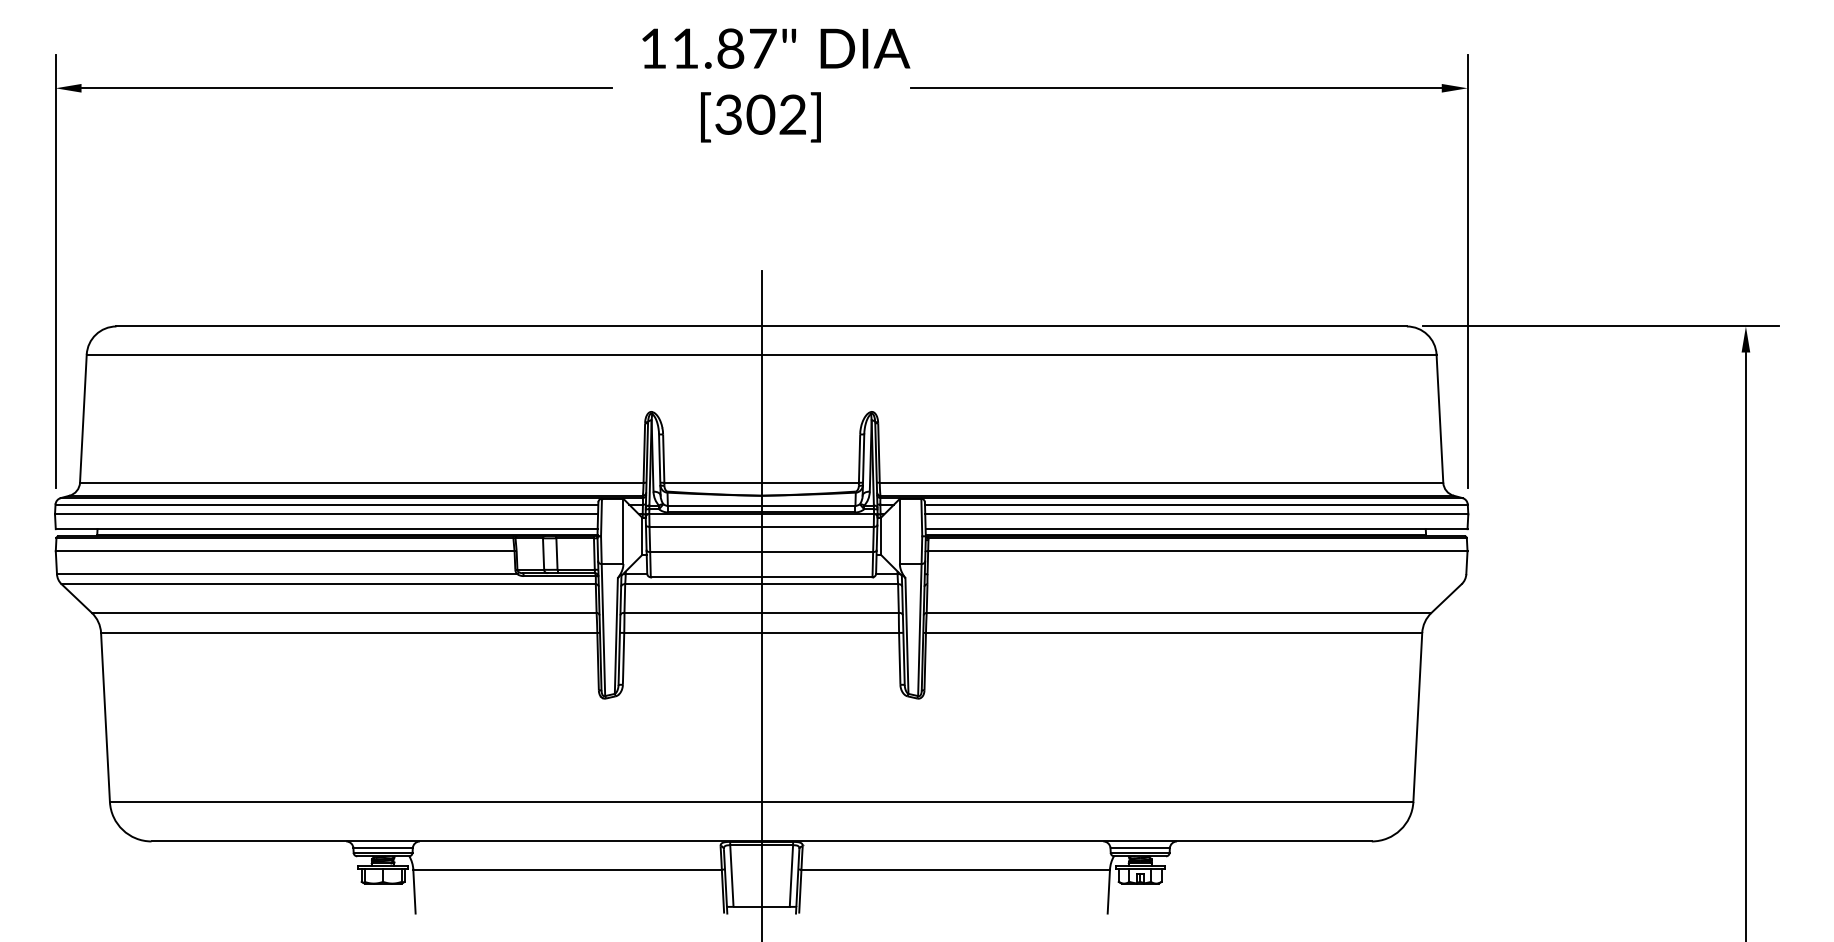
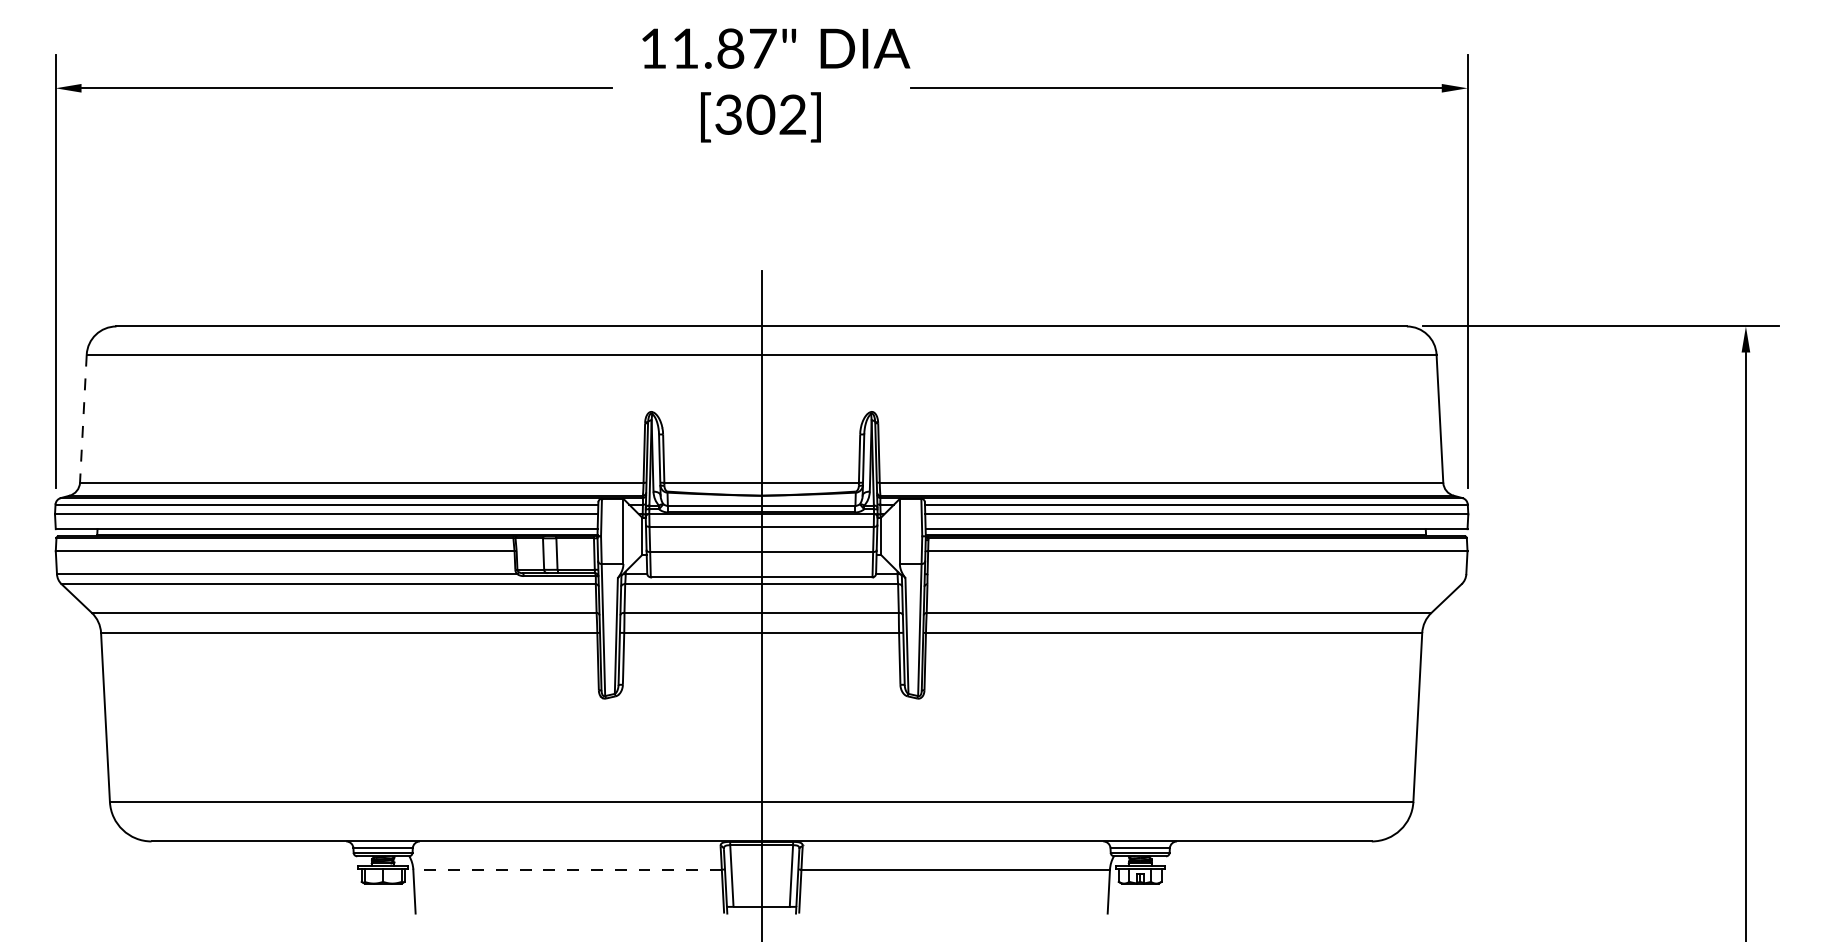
line: solid -> dashed (83, 419)
line: solid -> dashed (567, 869)
